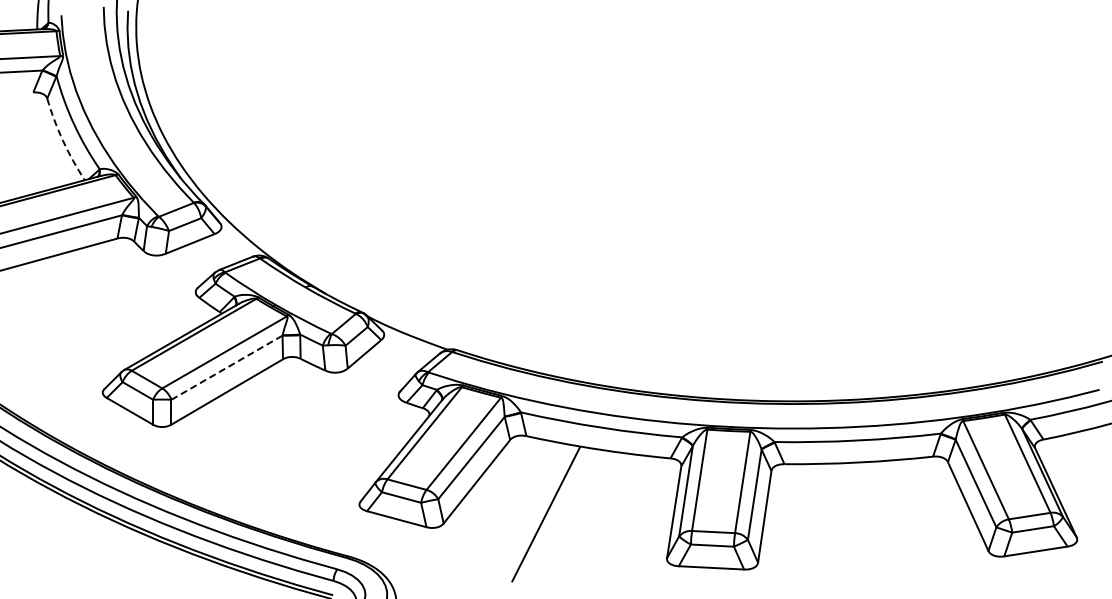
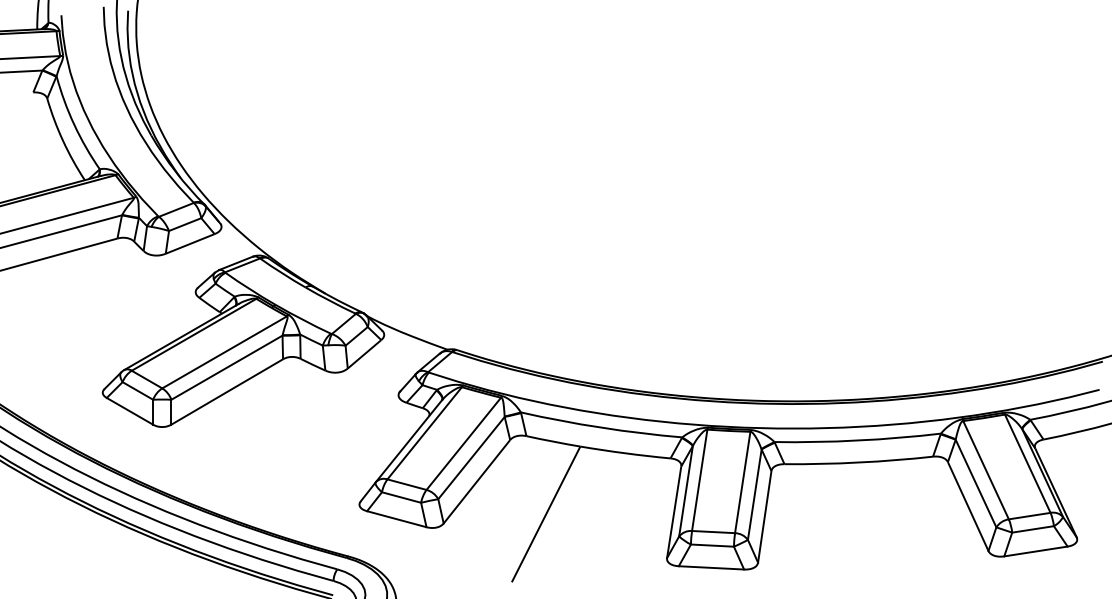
arc: dashed -> solid (63, 140)
line: dashed -> solid (227, 367)
